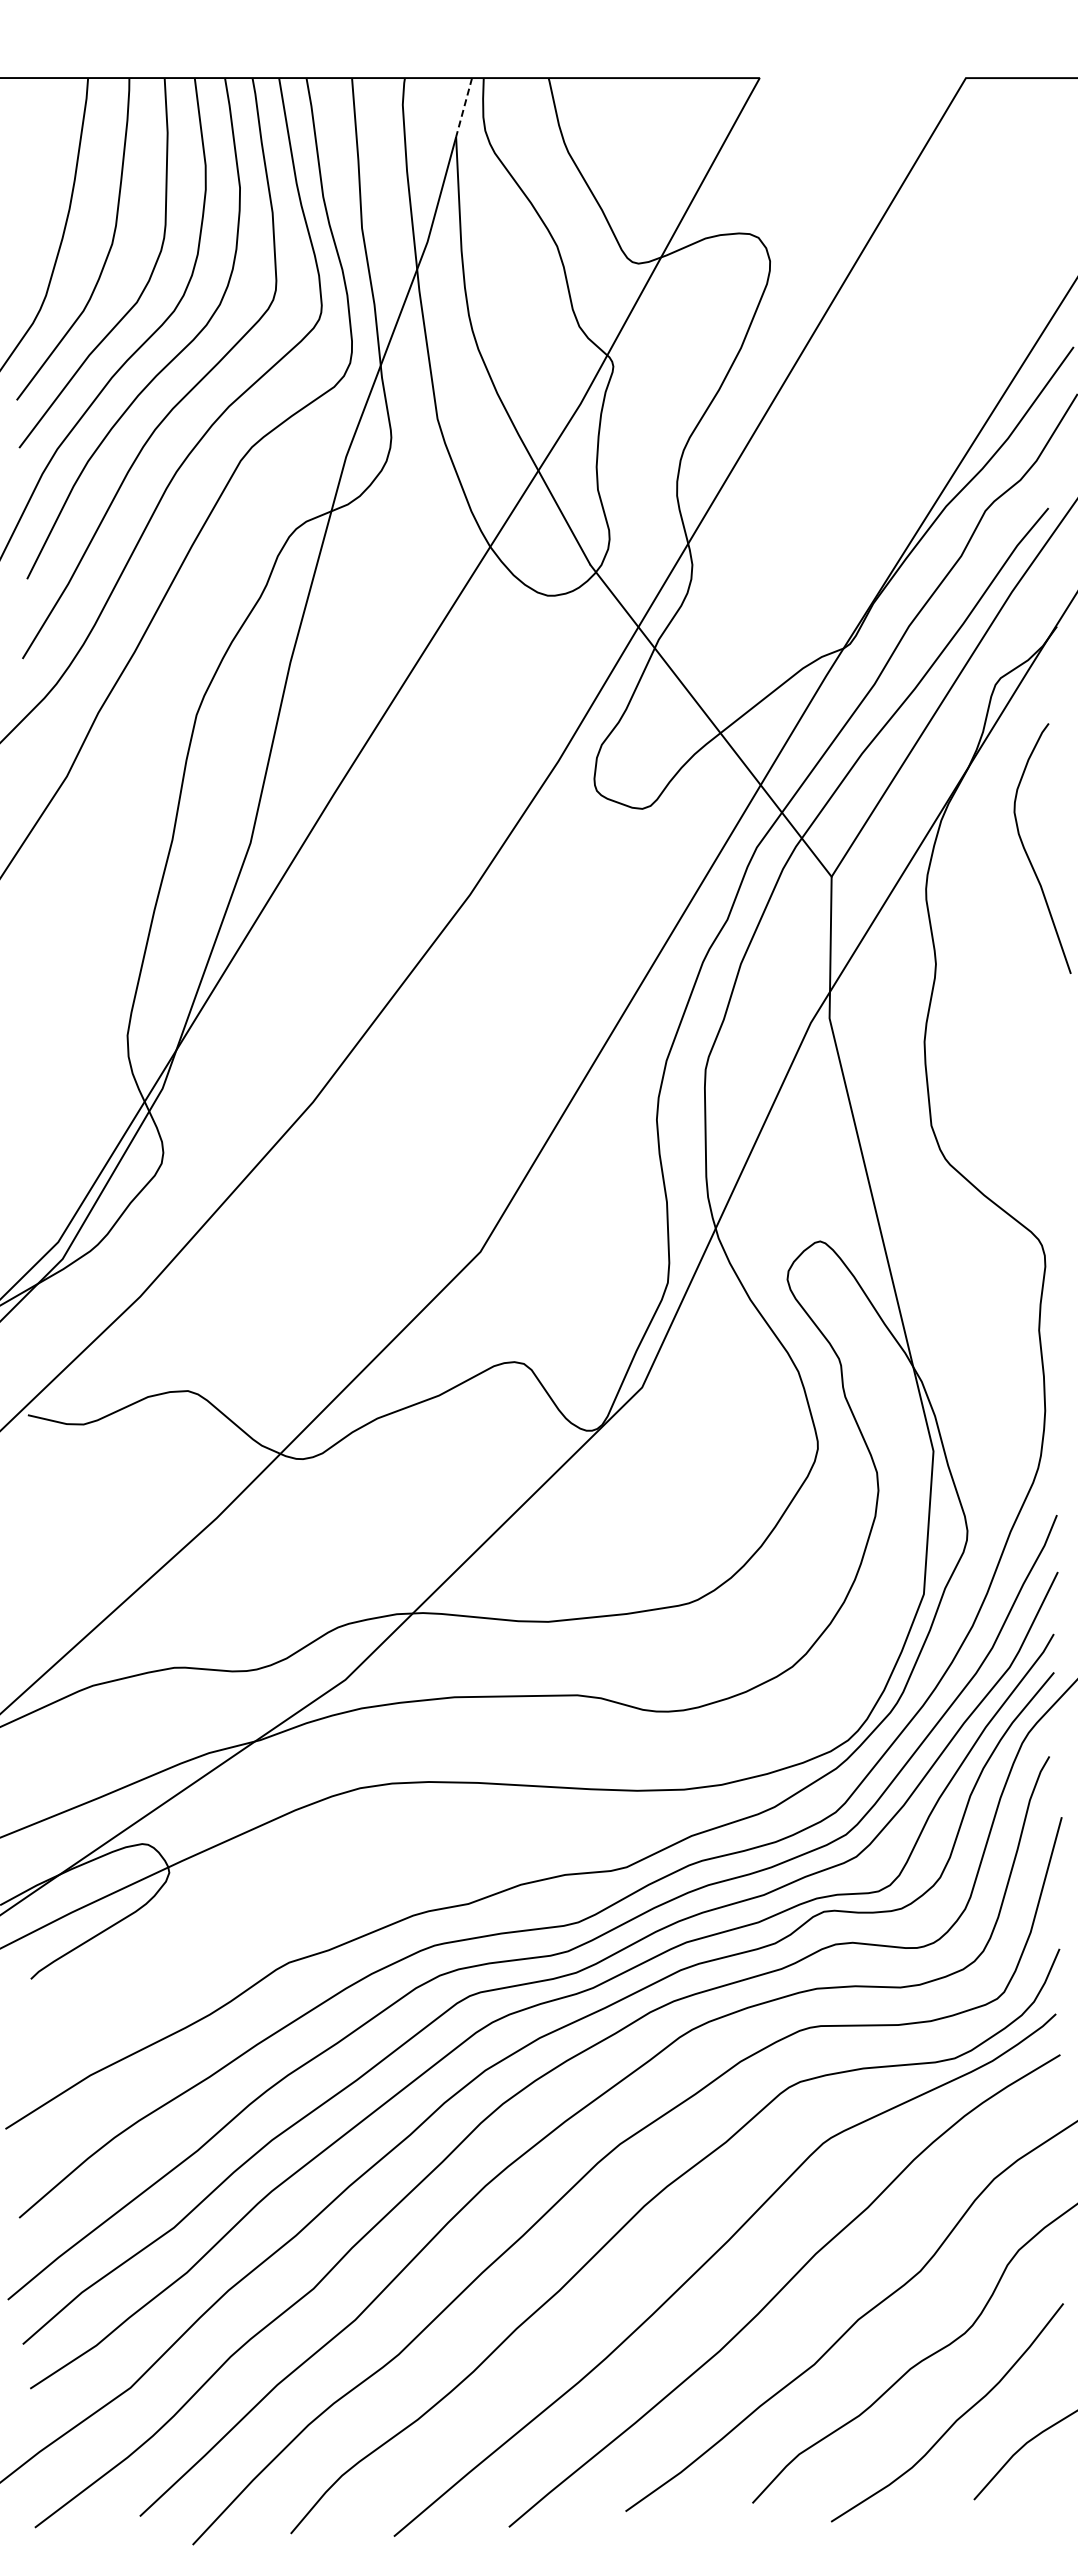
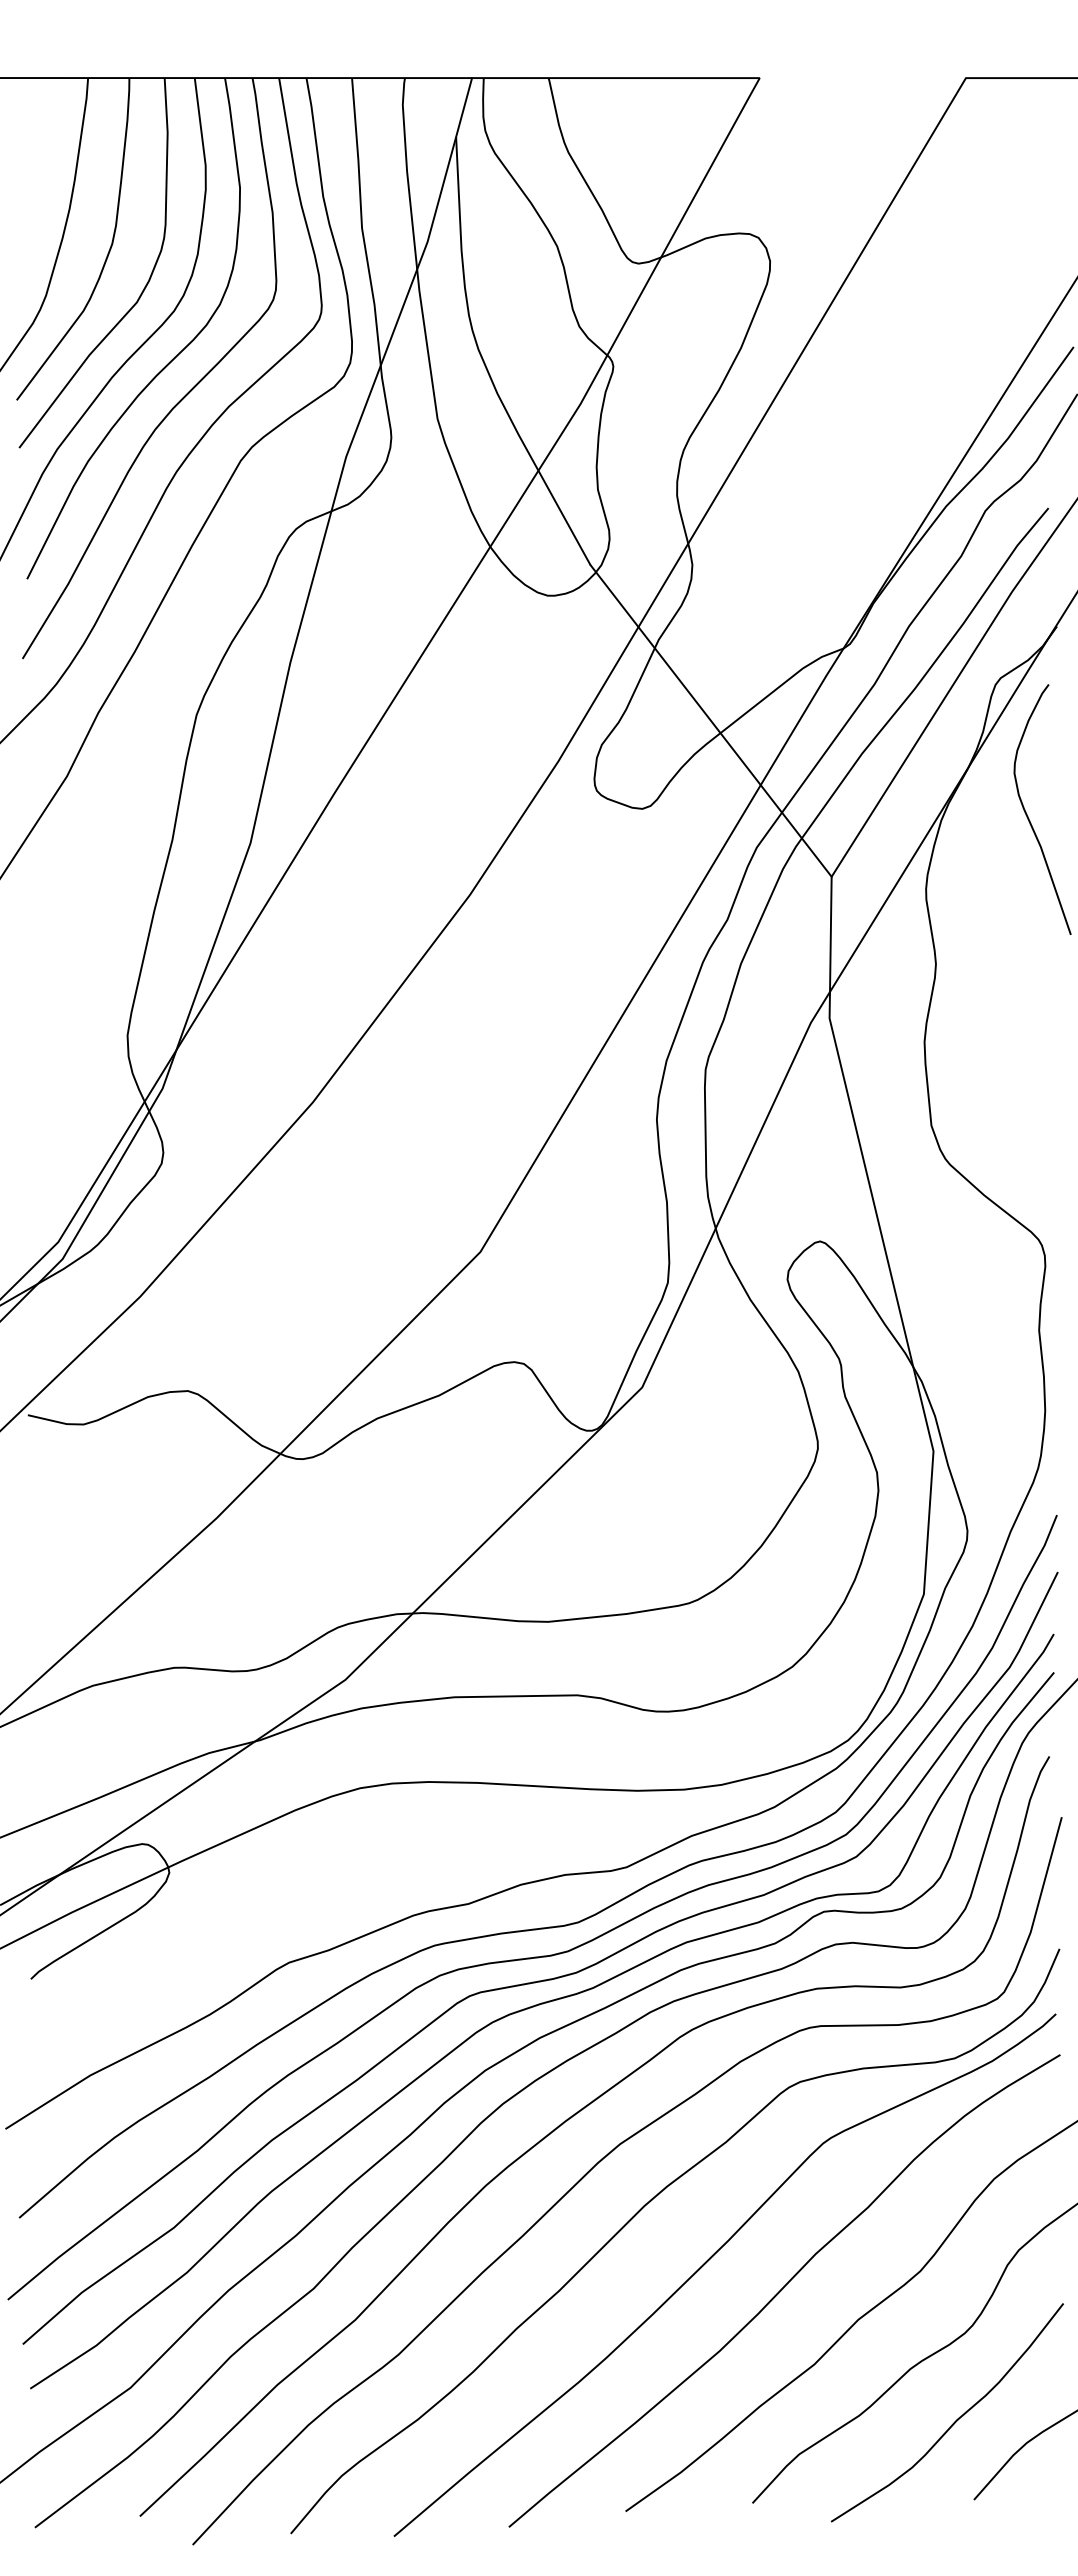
line: dashed -> solid (464, 107)
curve position: (1028, 855) -> (1028, 816) (1028, 816)
